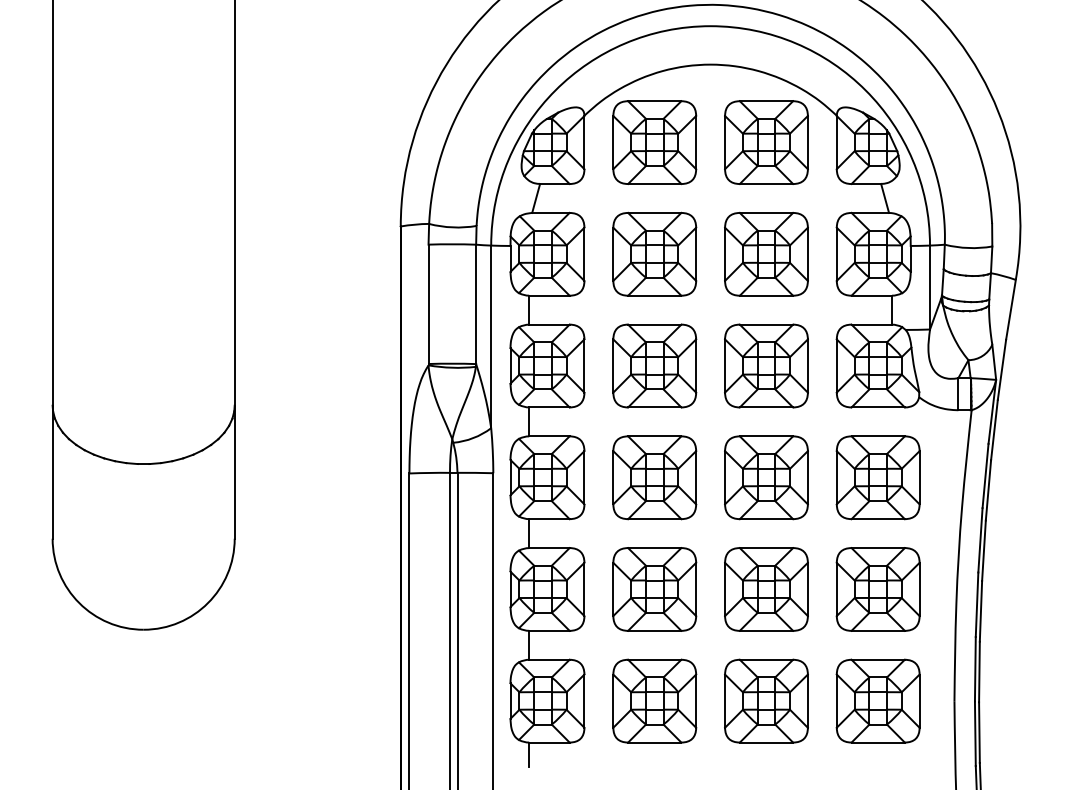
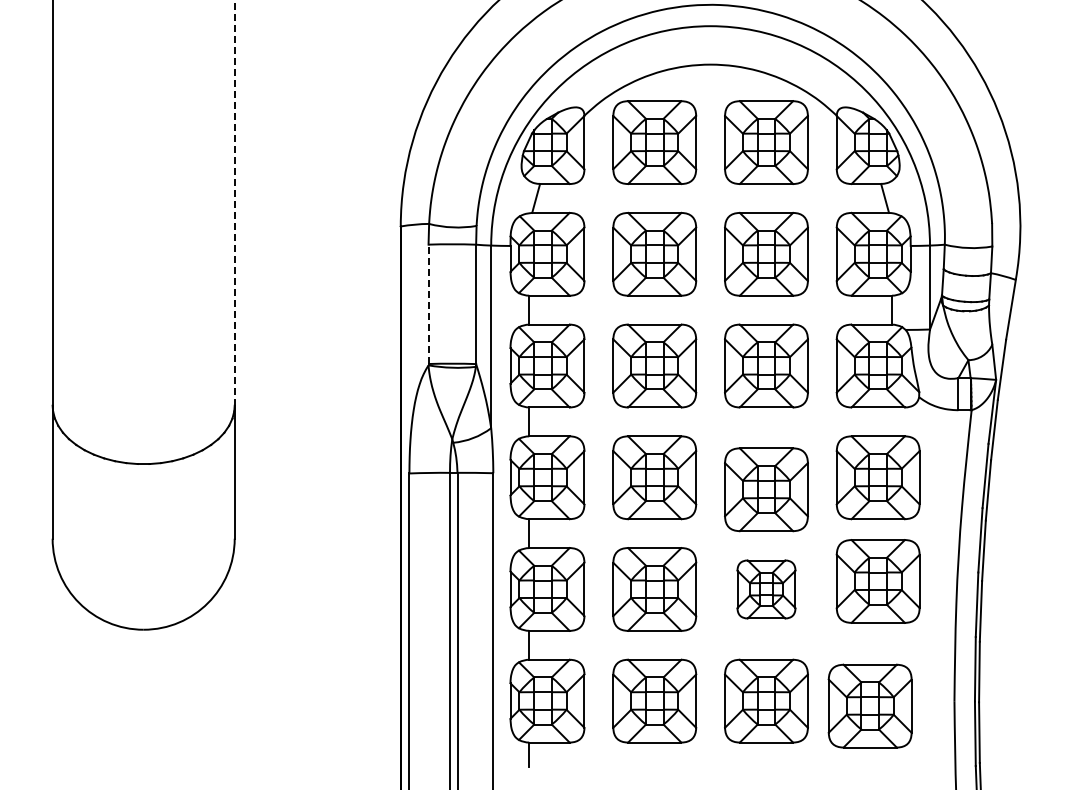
line: solid -> dashed (234, 202)
line: solid -> dashed (428, 304)
part position: (766, 477) -> (766, 489) (766, 489)
part size: 85x85 px -> 61x61 px (766, 589)
part position: (877, 589) -> (877, 581) (877, 581)
part position: (877, 700) -> (869, 705) (869, 705)
